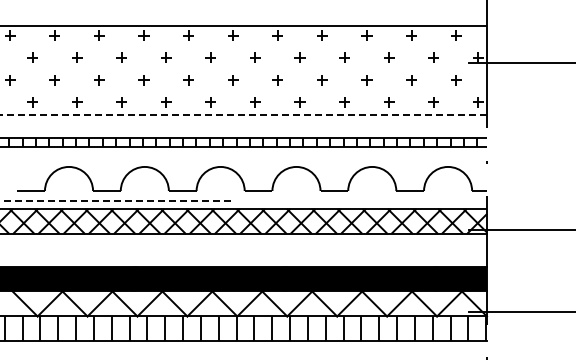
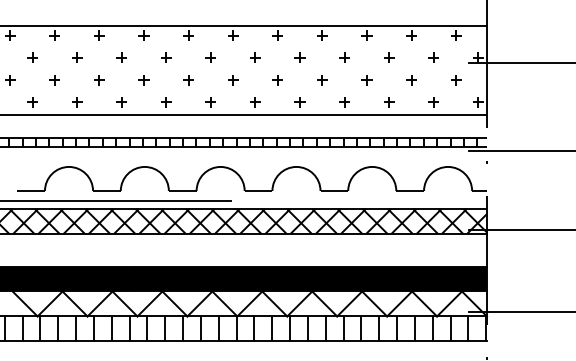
line: dashed -> solid (244, 114)
line: none -> present (520, 151)
line: dashed -> solid (116, 200)
